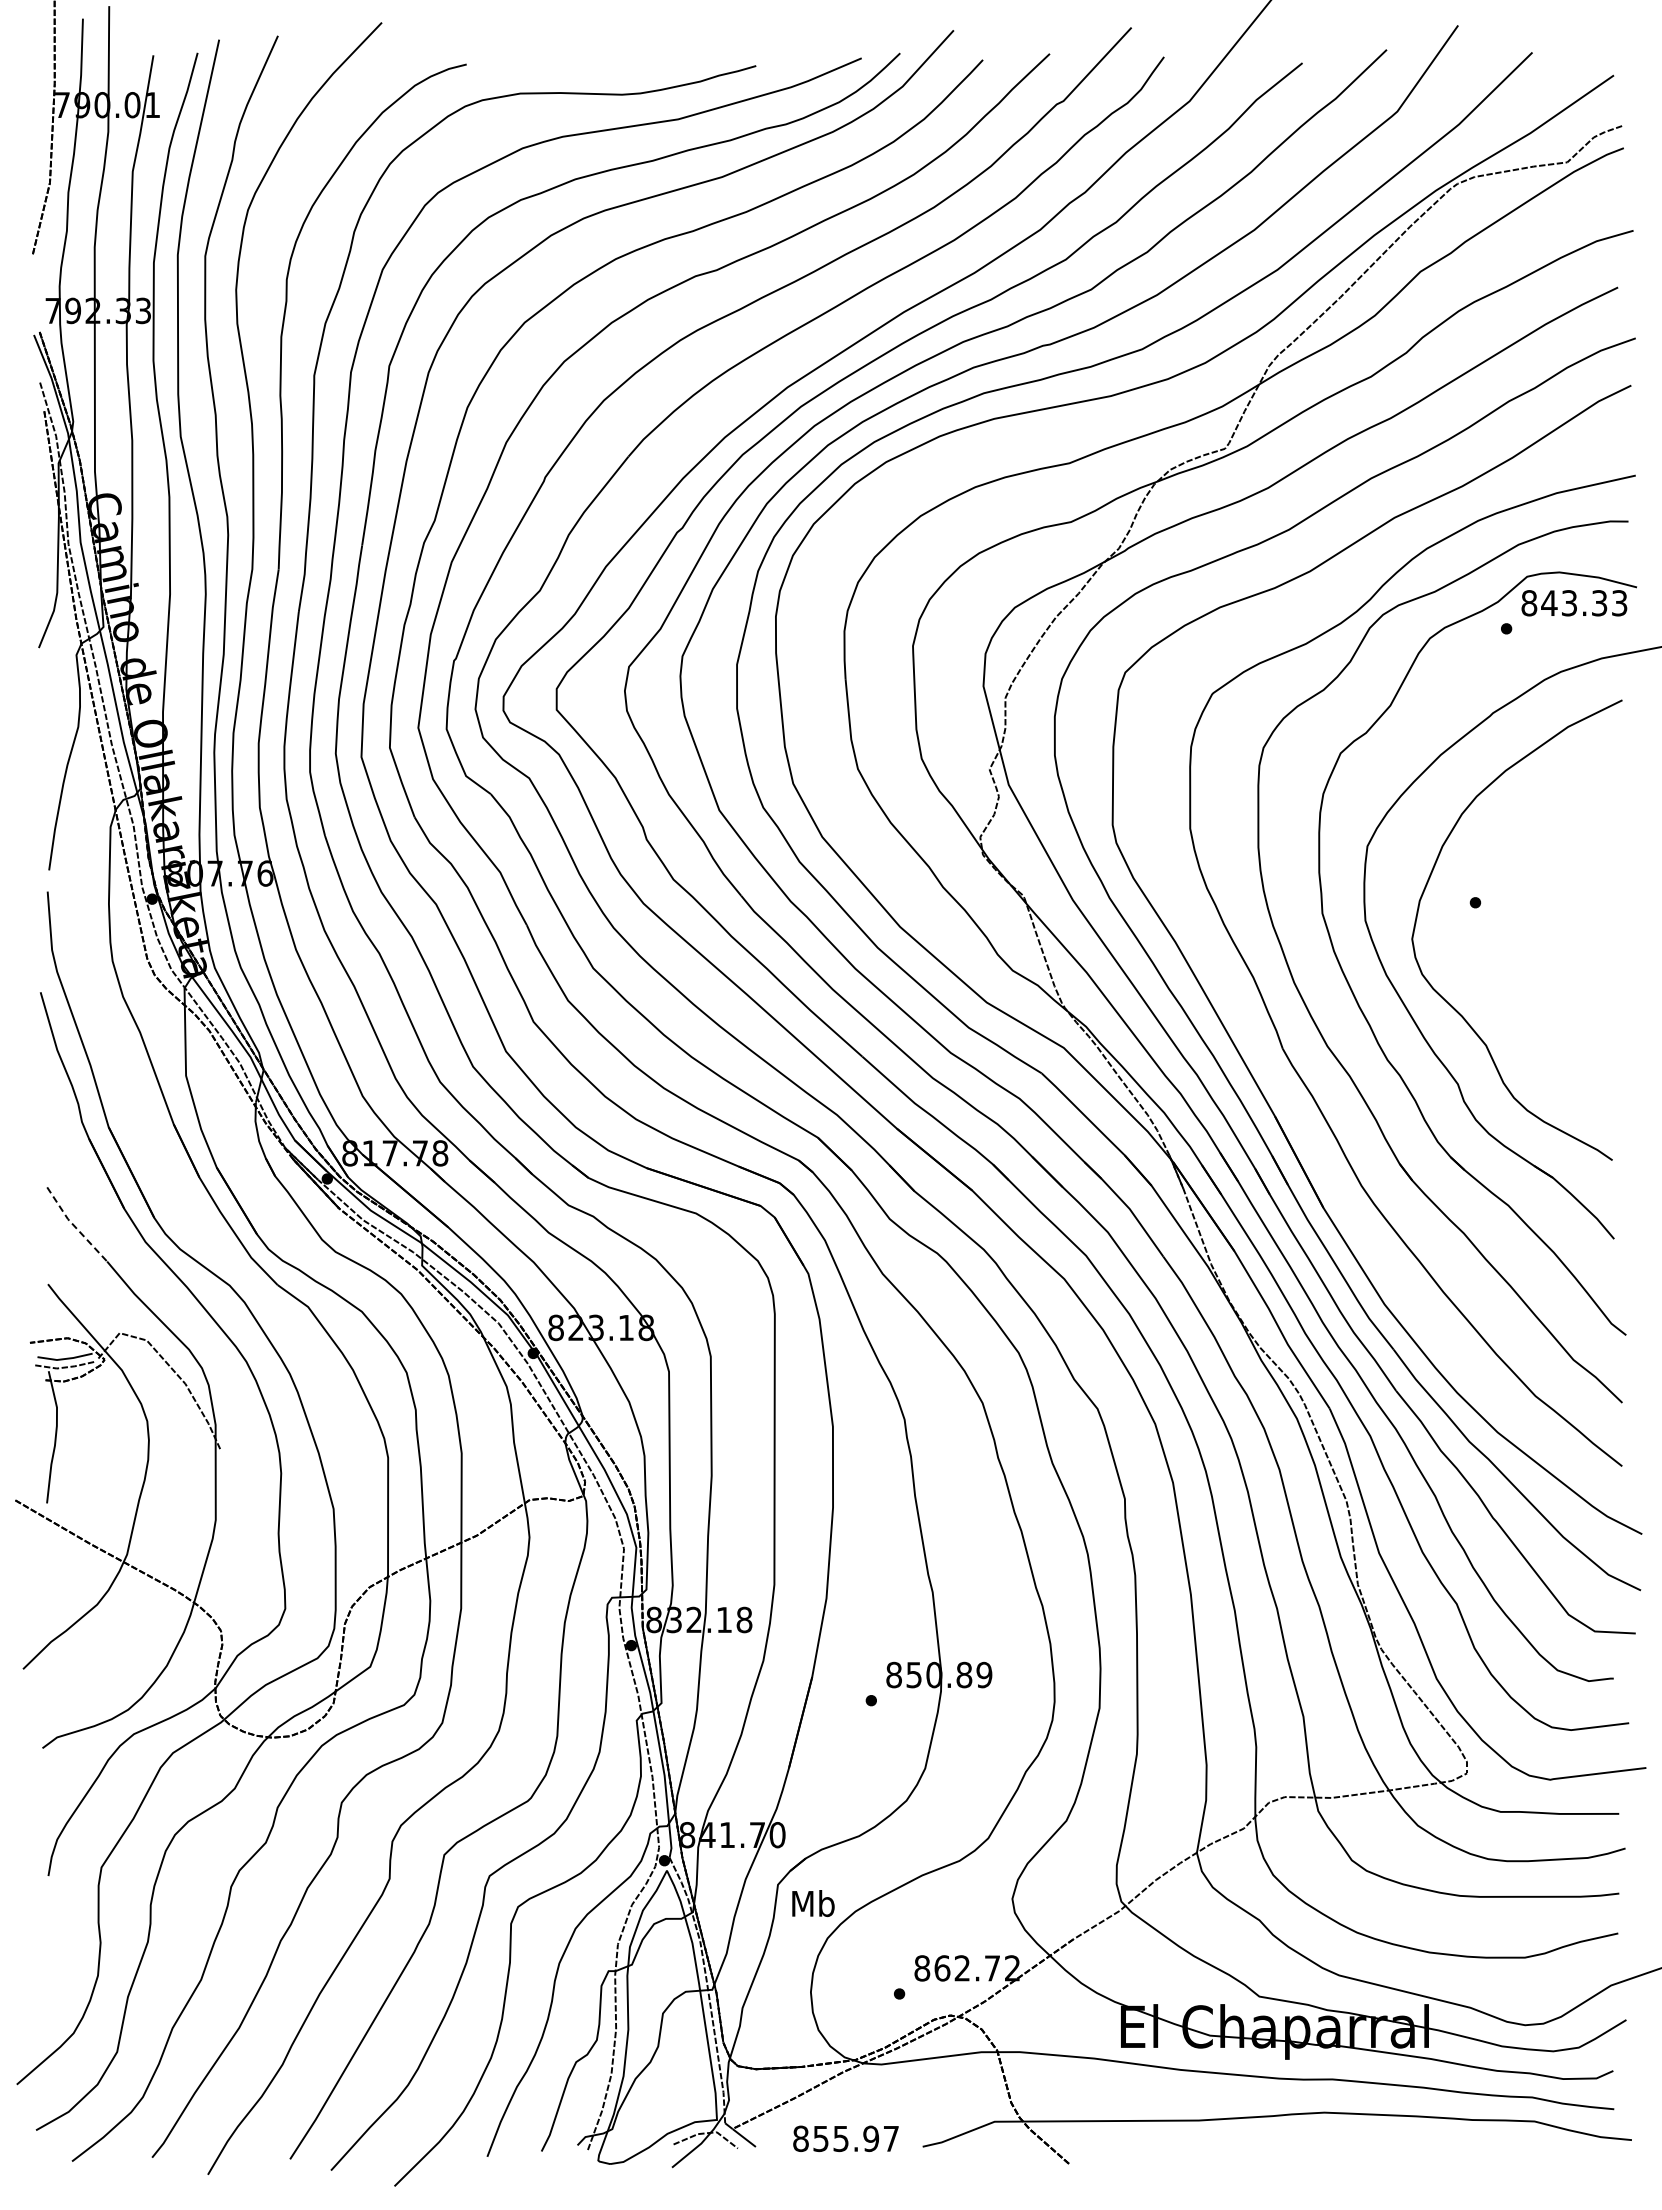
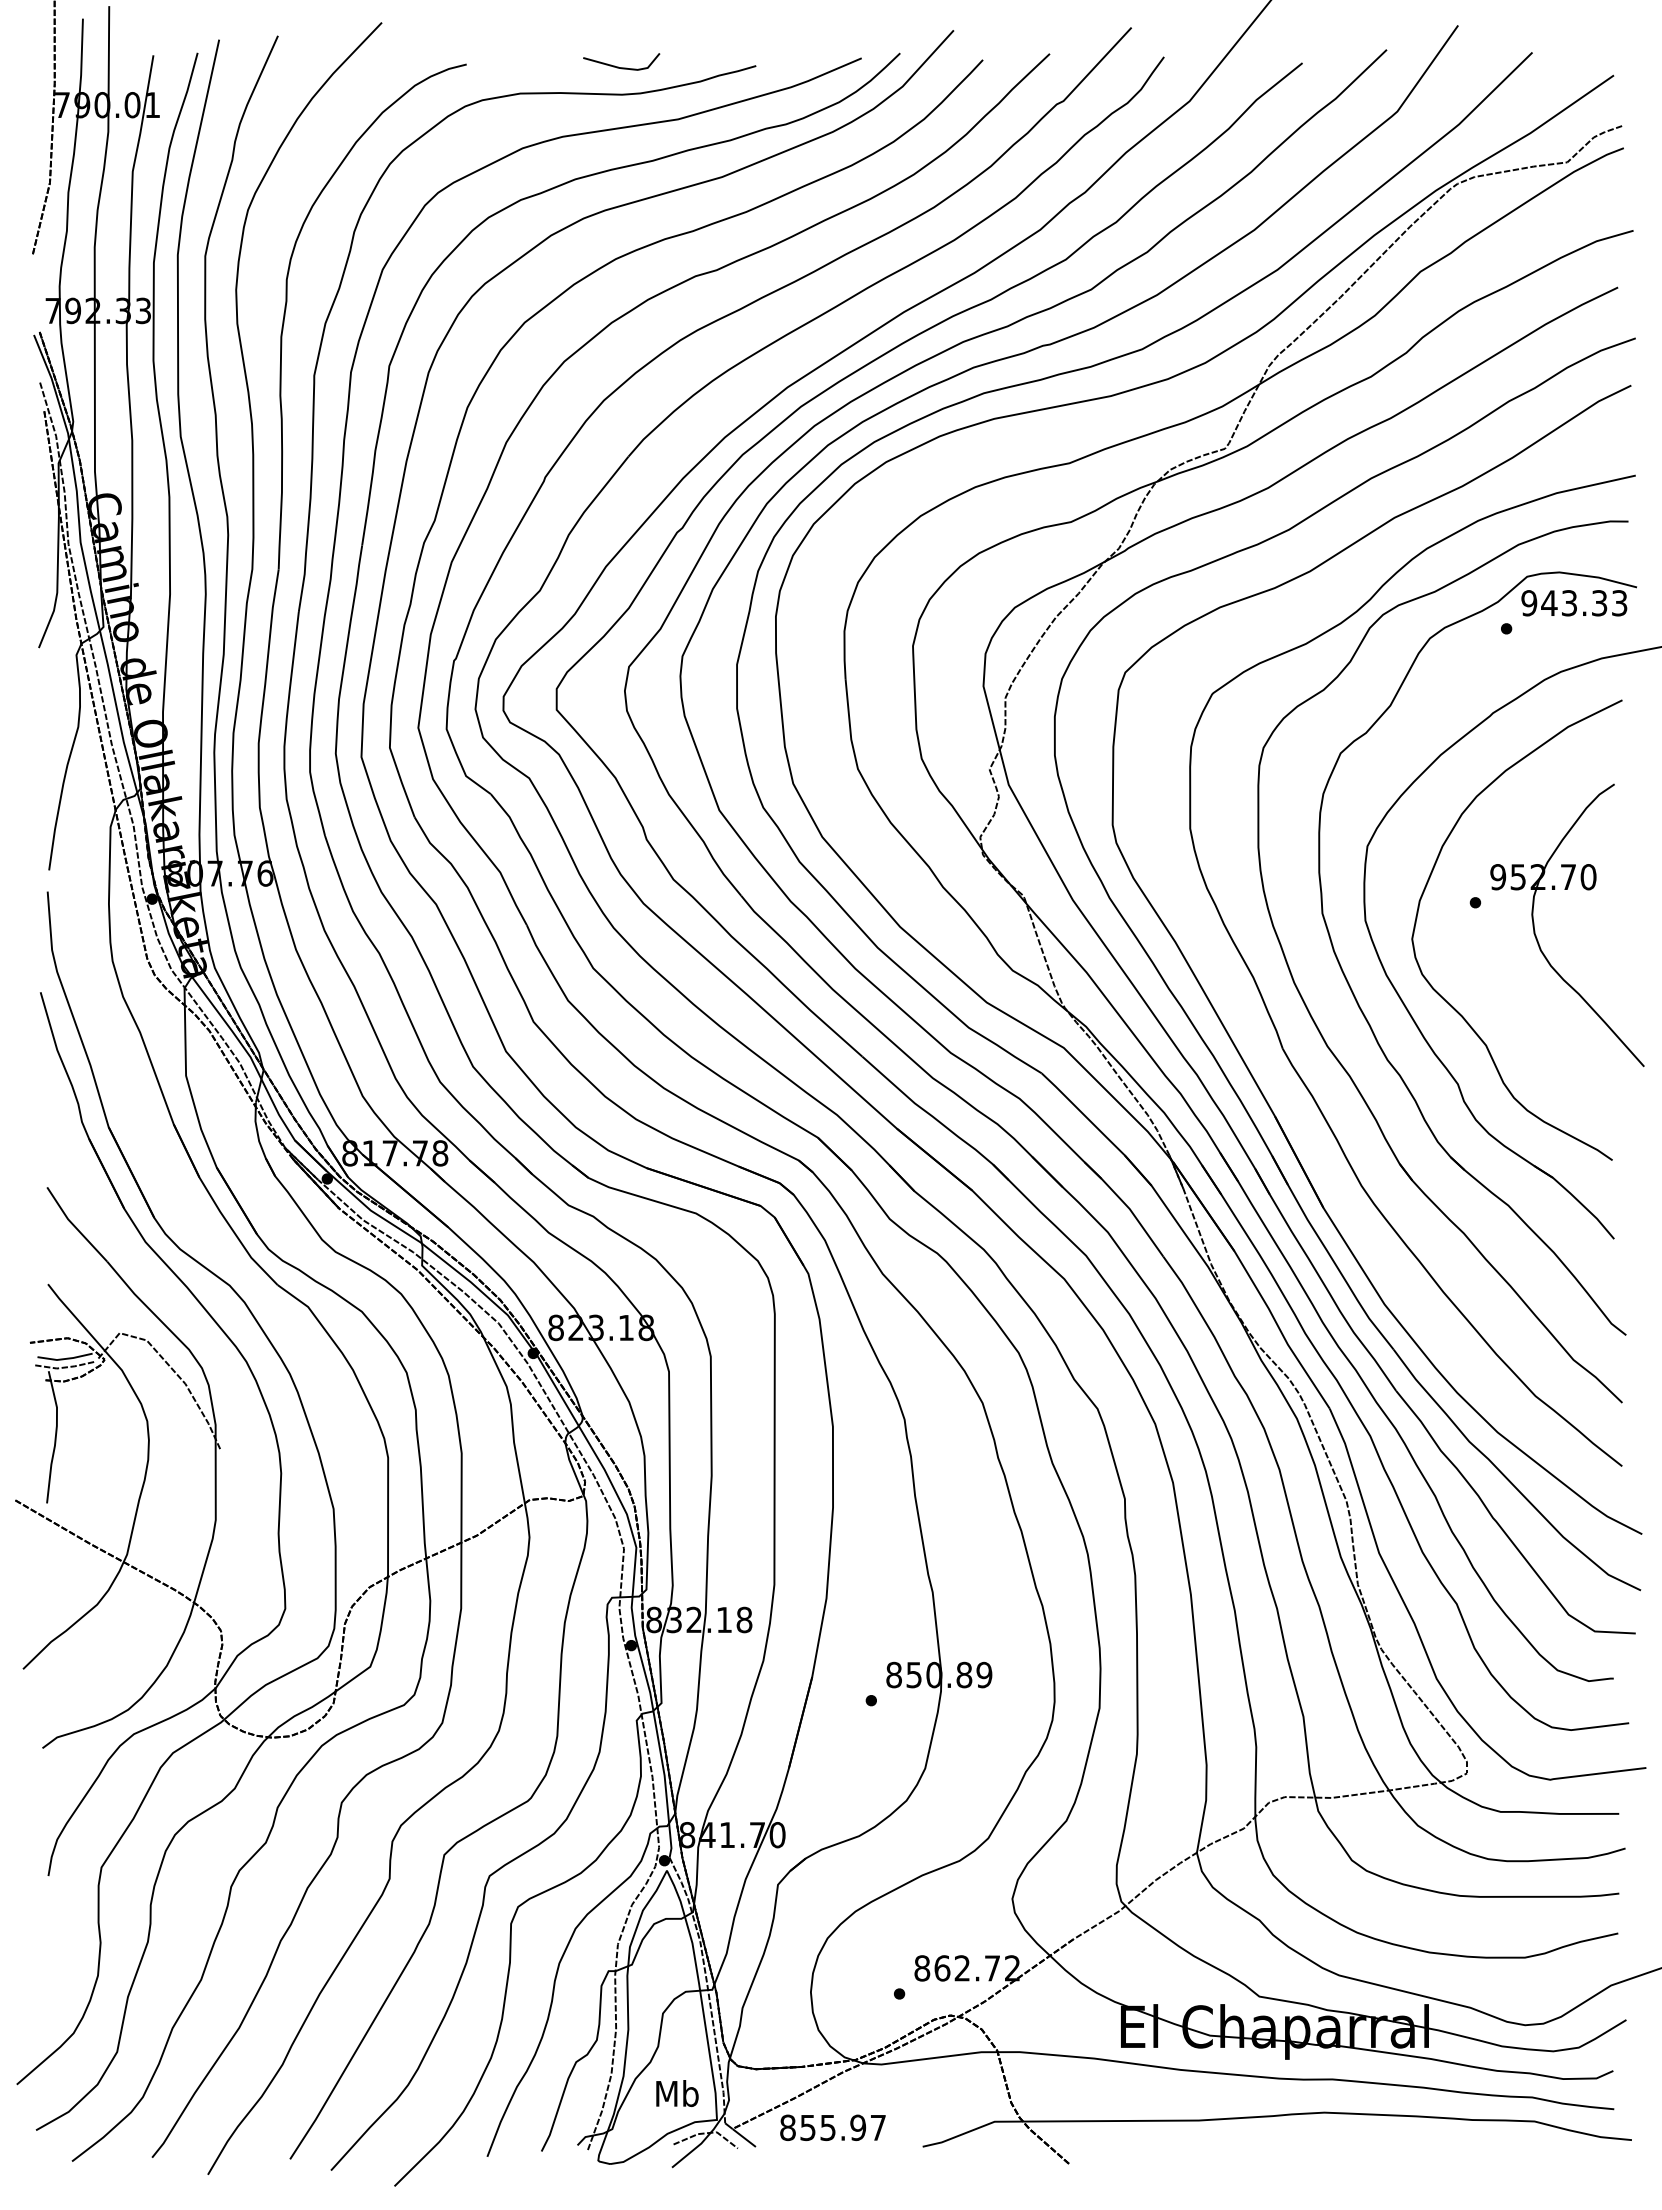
line: none -> present (618, 66)
text: 843.33 -> 943.33 (1529, 603)
part: none -> present (1535, 930)
line: dashed -> solid (74, 1225)
text position: (813, 1903) -> (677, 2093) (677, 2093)
text position: (845, 2138) -> (832, 2127) (832, 2127)
